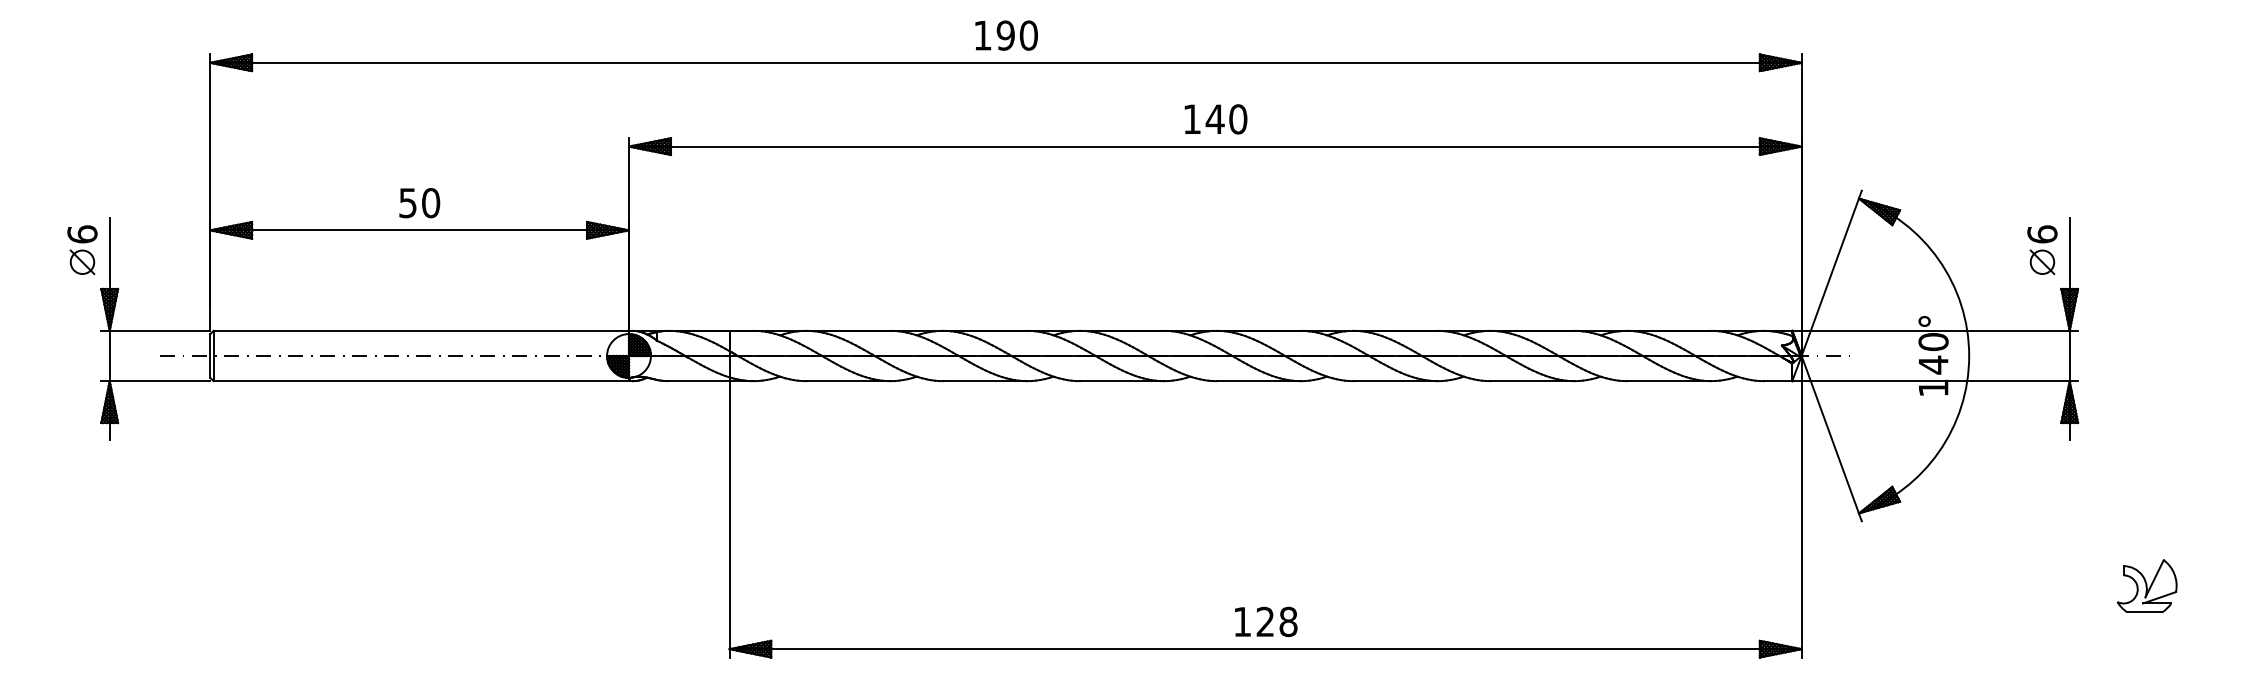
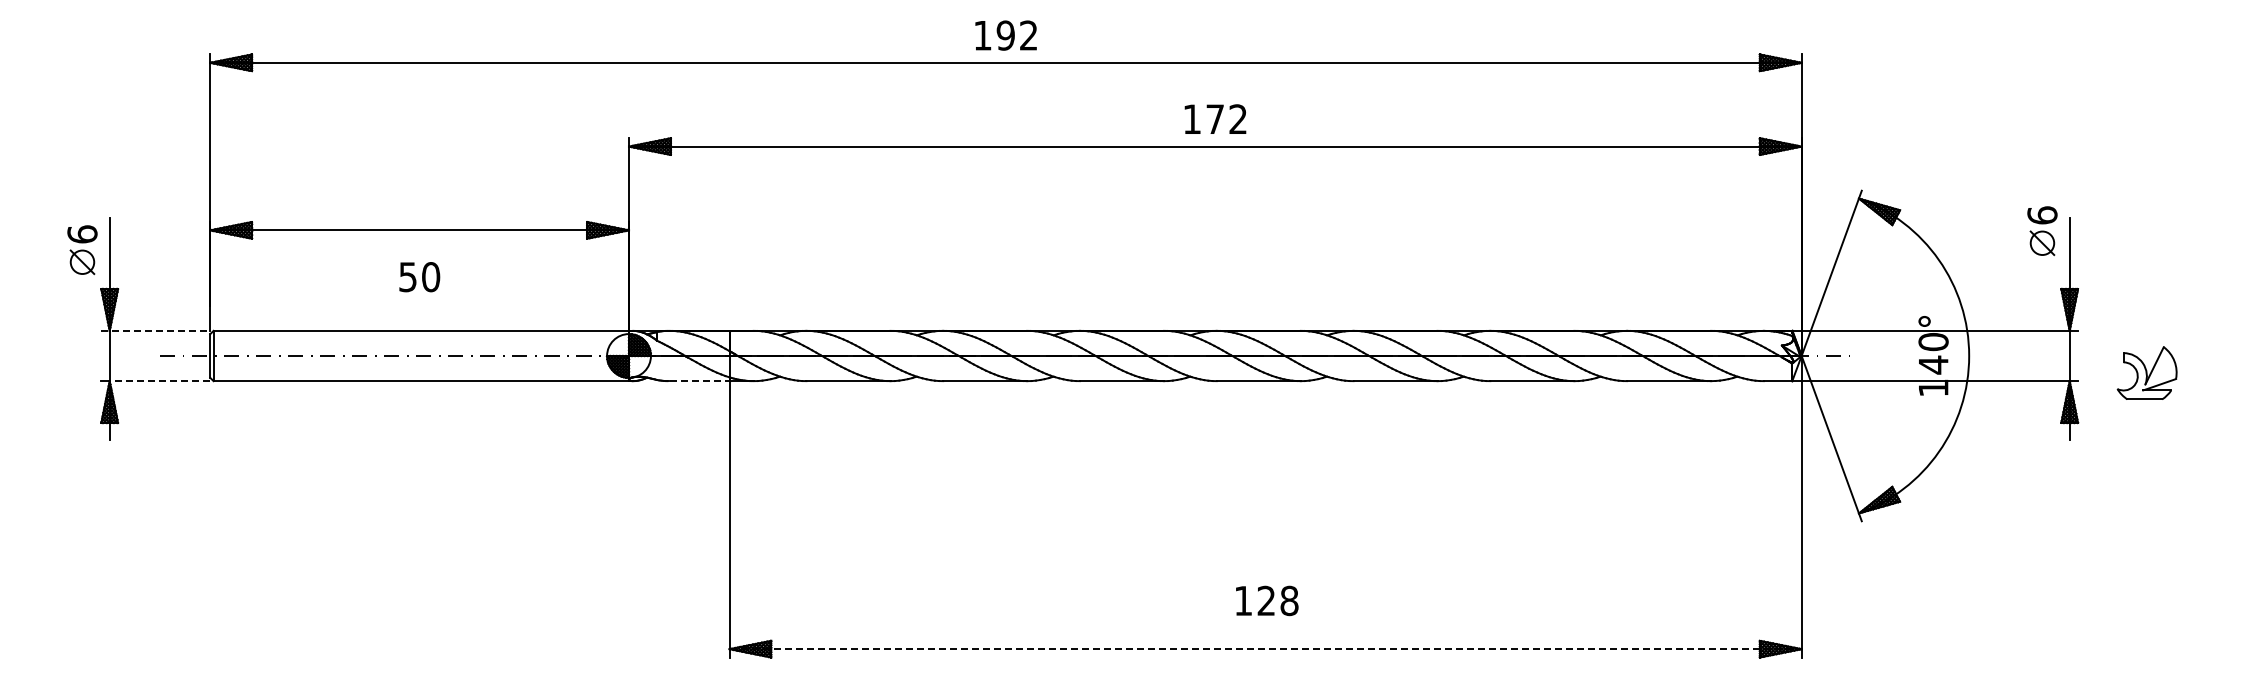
text: 190 -> 192 (1028, 35)
text: 140 -> 172 (1226, 119)
text position: (419, 203) -> (419, 277) (419, 277)
part position: (2042, 250) -> (2042, 231) (2042, 231)
line: solid -> dashed (156, 330)
line: solid -> dashed (159, 381)
line: solid -> dashed (699, 381)
part position: (2146, 585) -> (2146, 372) (2146, 372)
text position: (1266, 621) -> (1267, 600) (1267, 600)
line: solid -> dashed (1266, 649)
